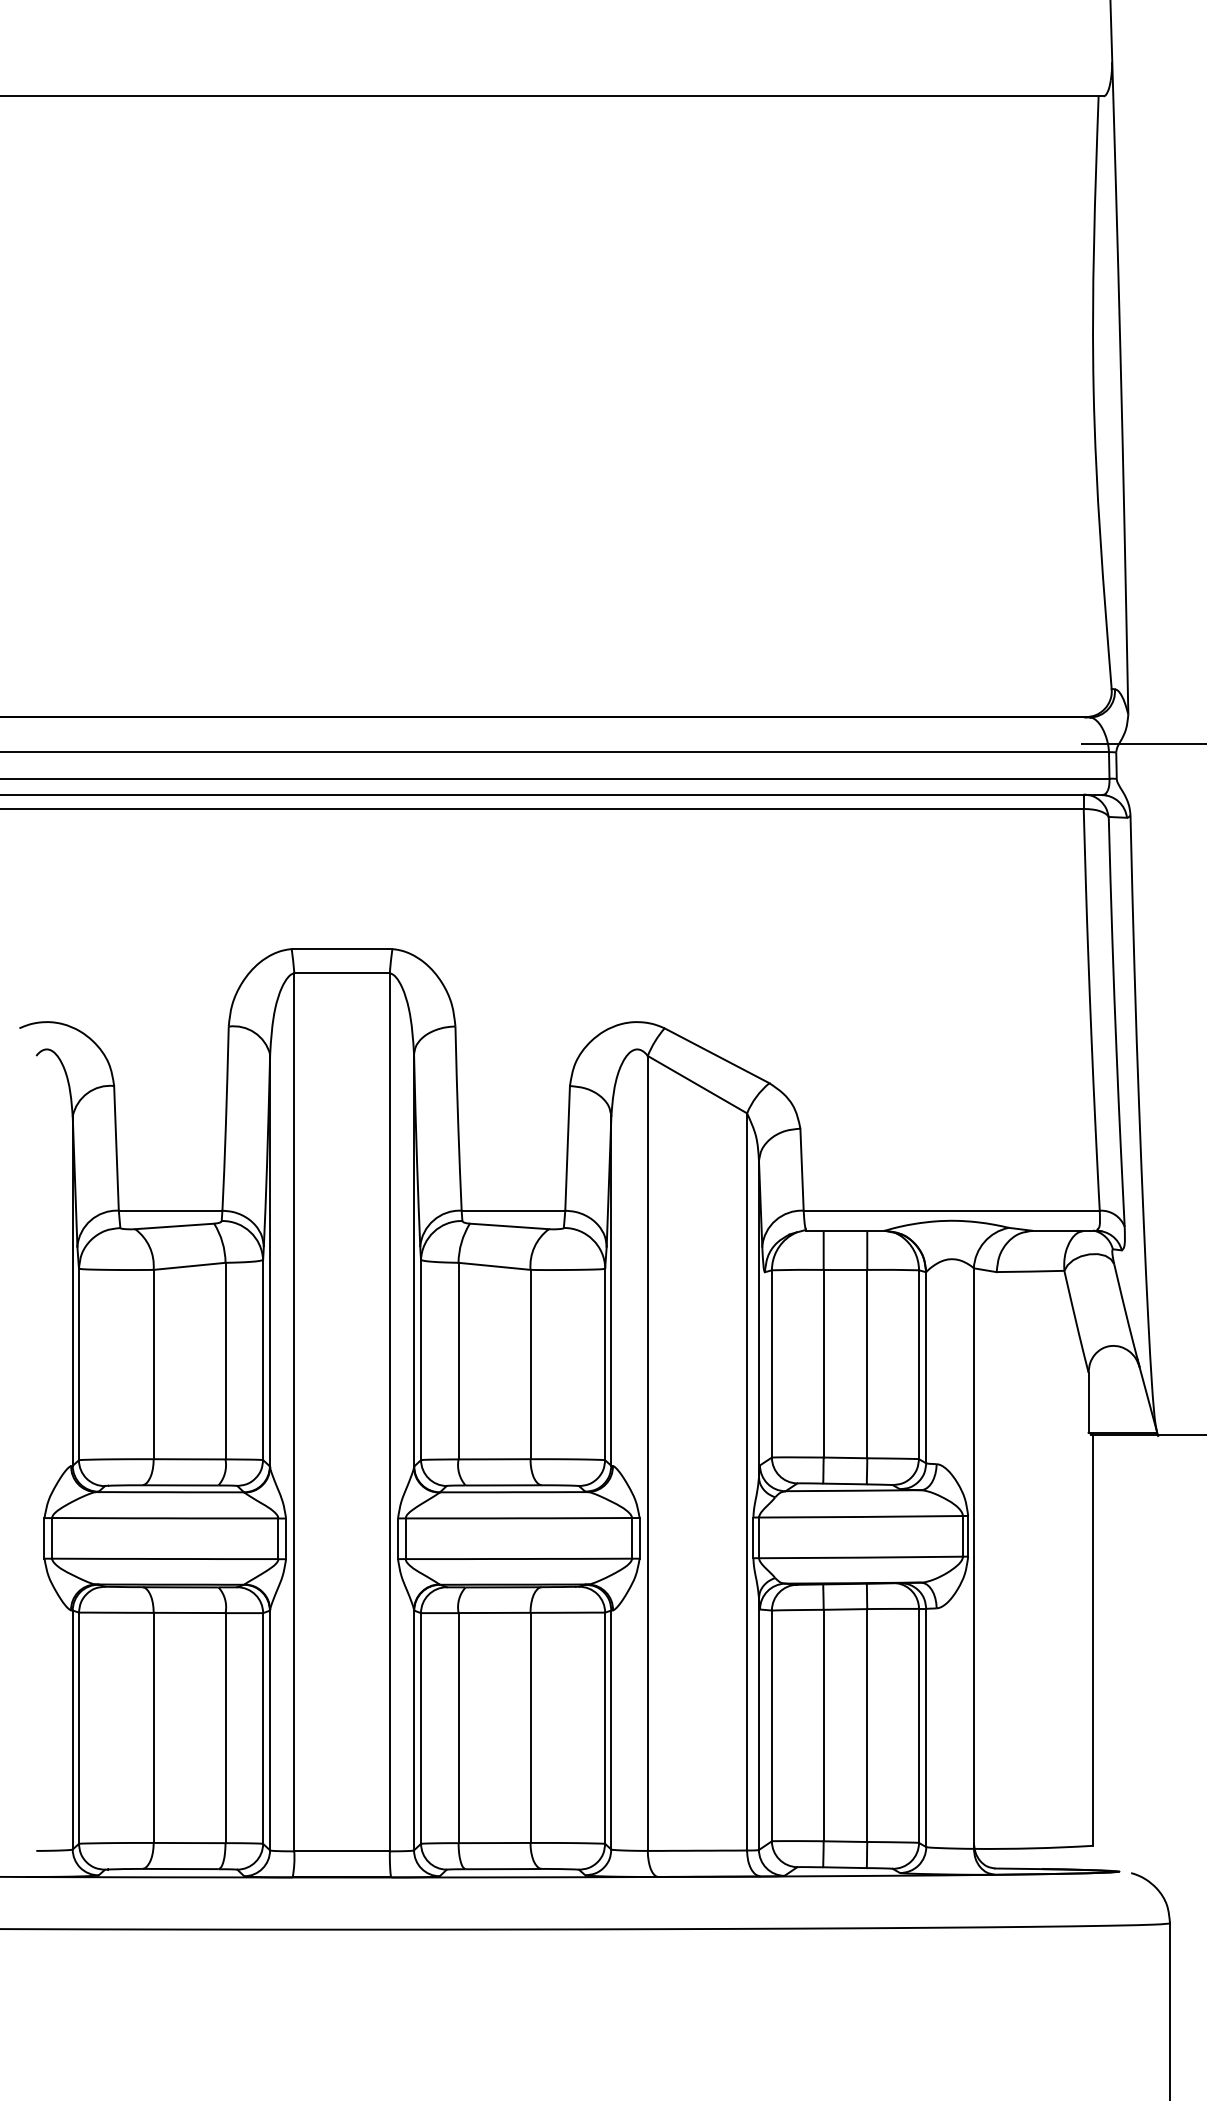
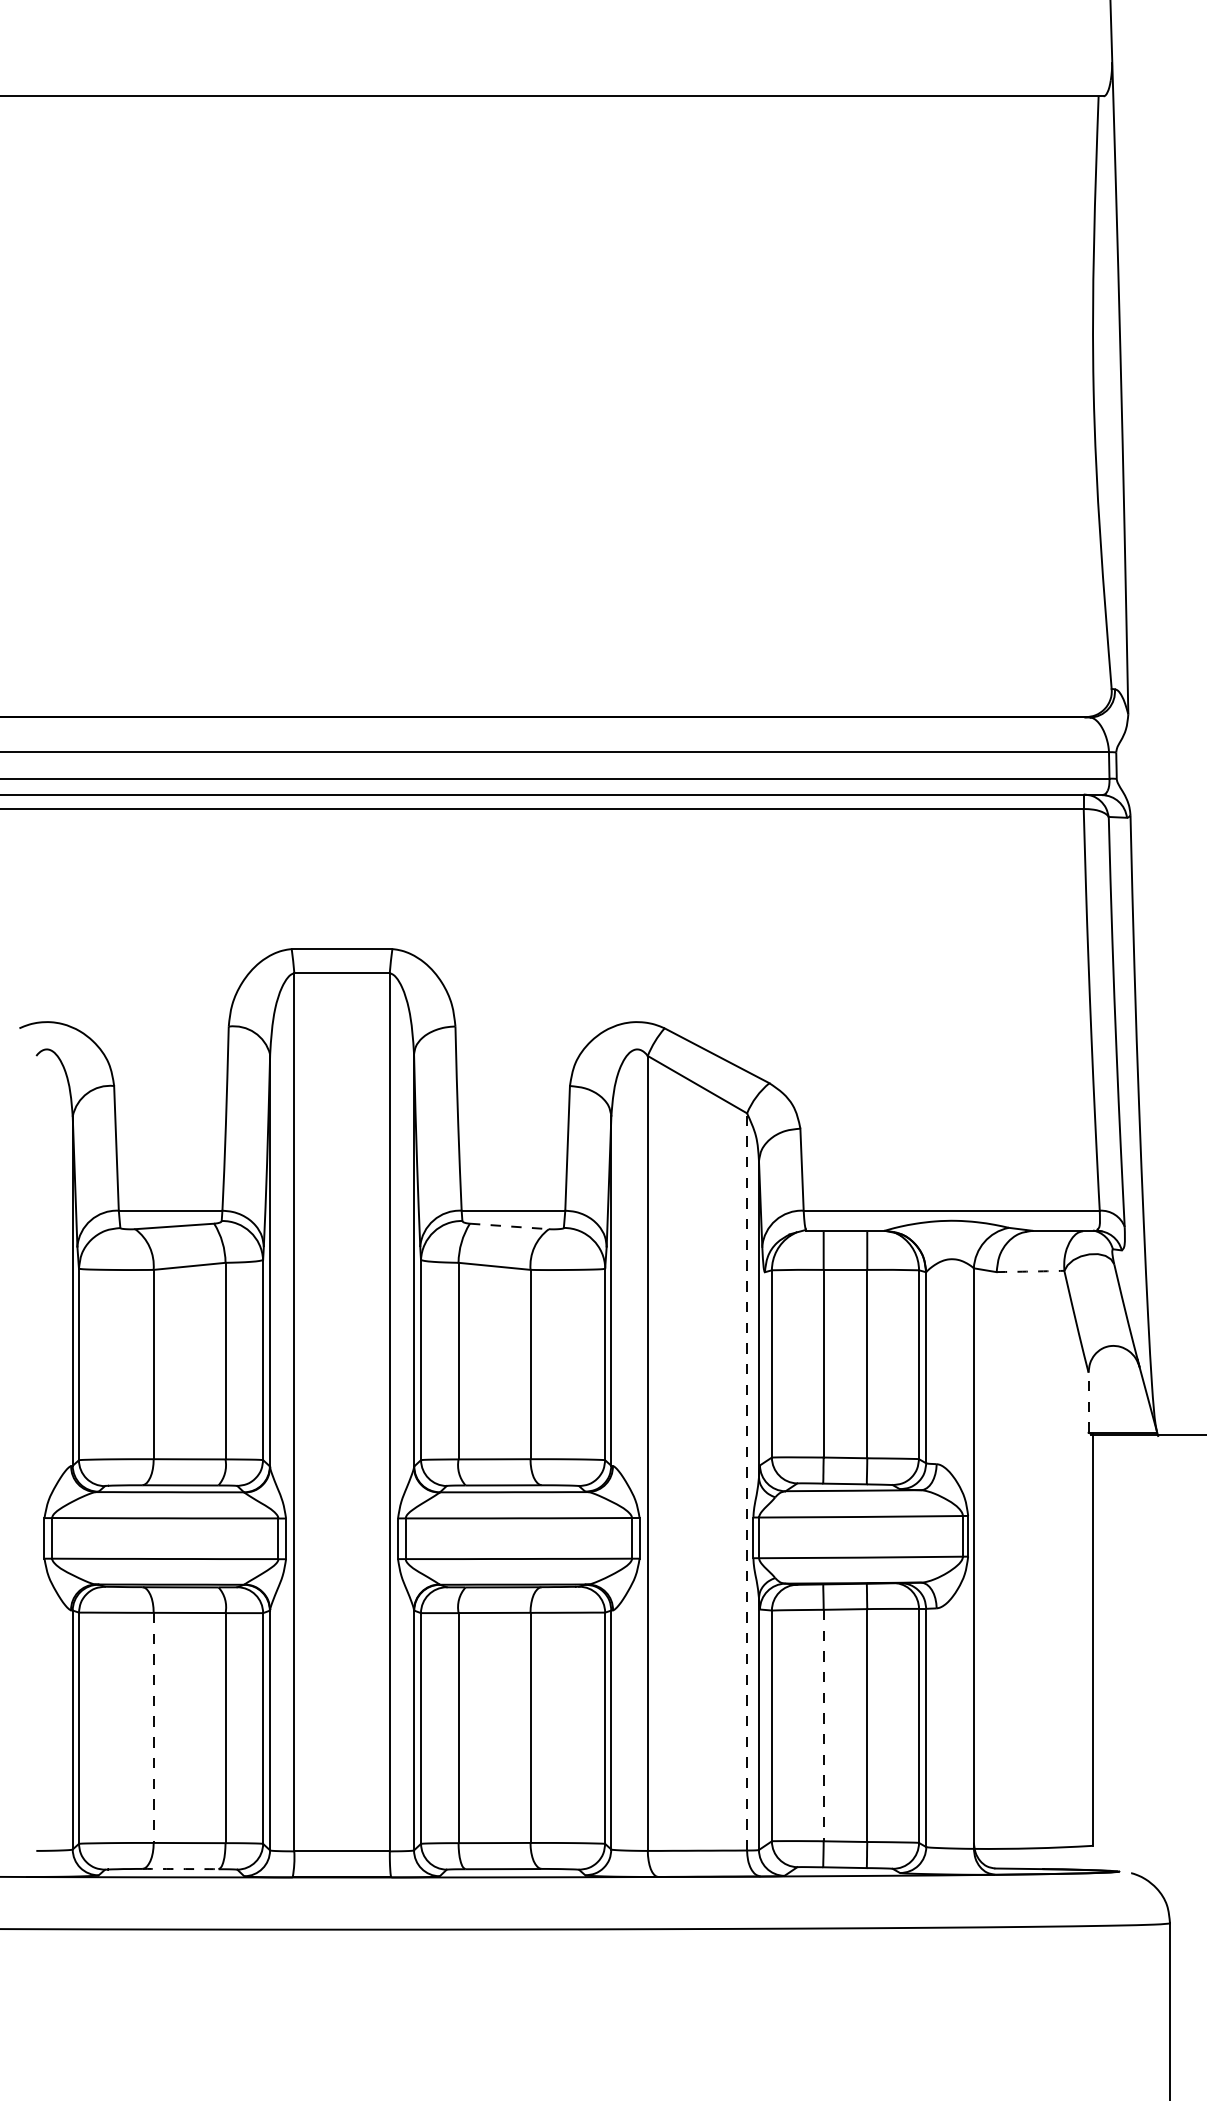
line: present -> none (1142, 744)
line: solid -> dashed (509, 1226)
arc: solid -> dashed (1030, 1271)
line: solid -> dashed (1088, 1402)
line: solid -> dashed (747, 1481)
line: solid -> dashed (823, 1725)
line: solid -> dashed (153, 1728)
arc: solid -> dashed (180, 1869)
